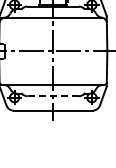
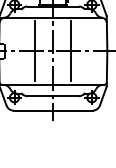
line: none -> present (35, 51)
line: none -> present (71, 51)
line: dashed -> solid (53, 96)
